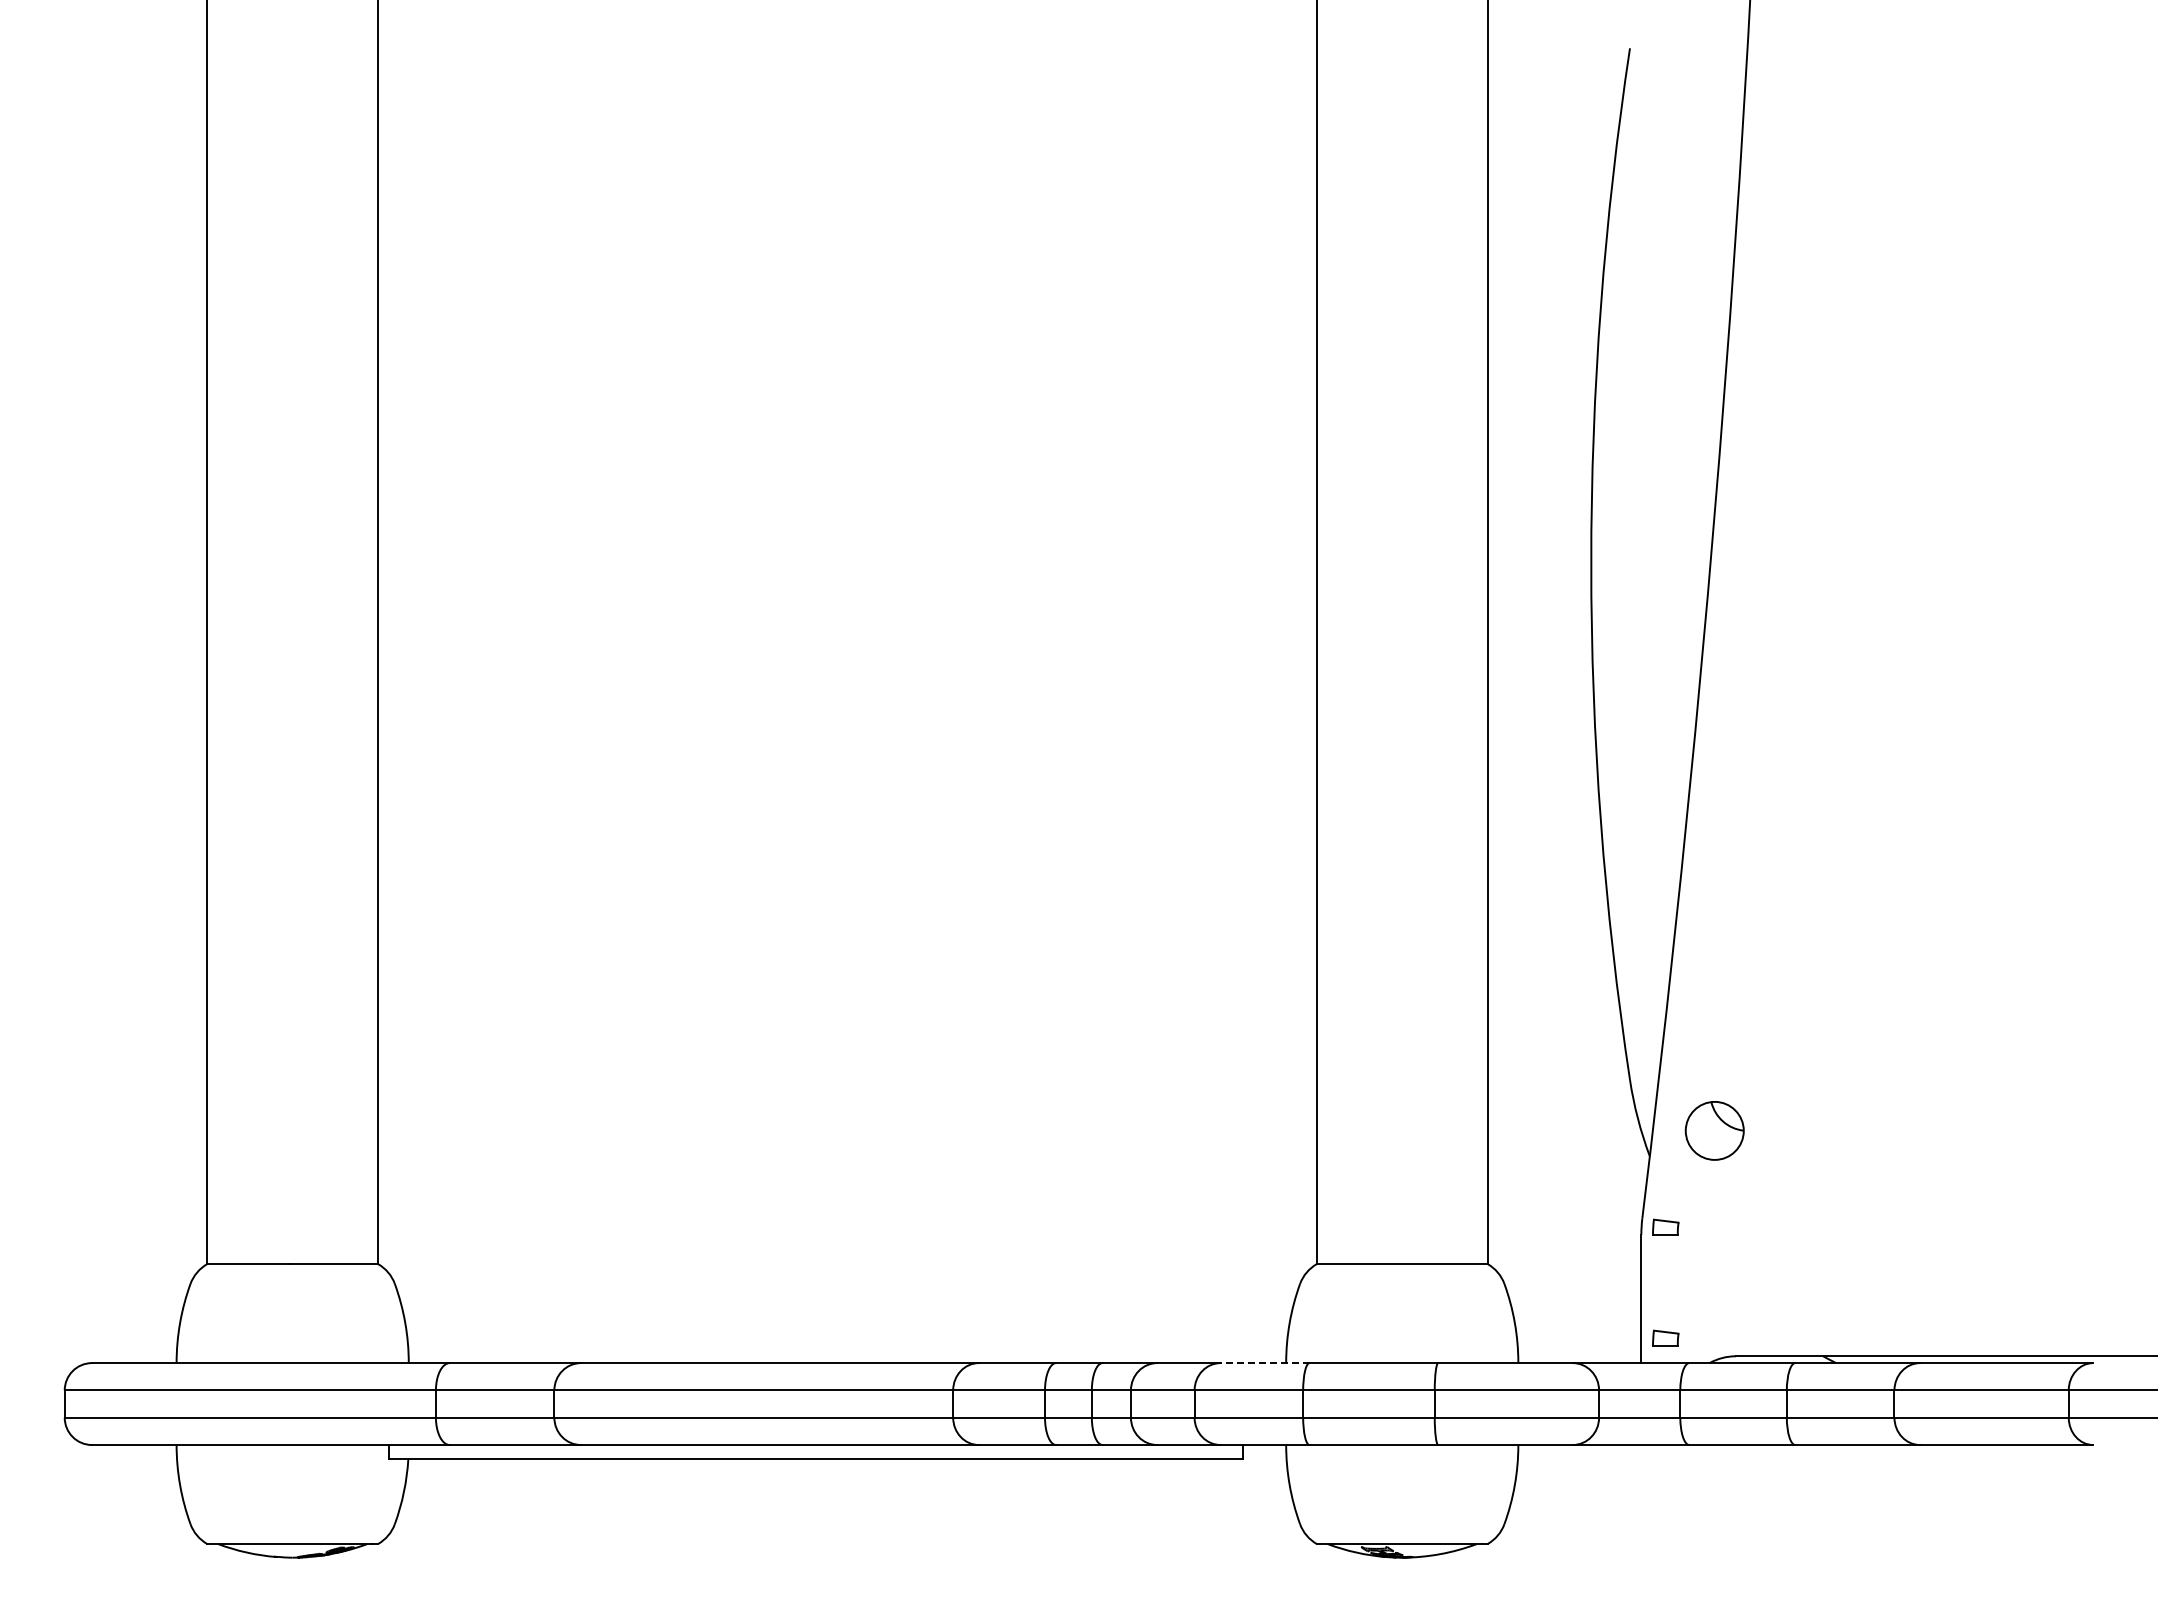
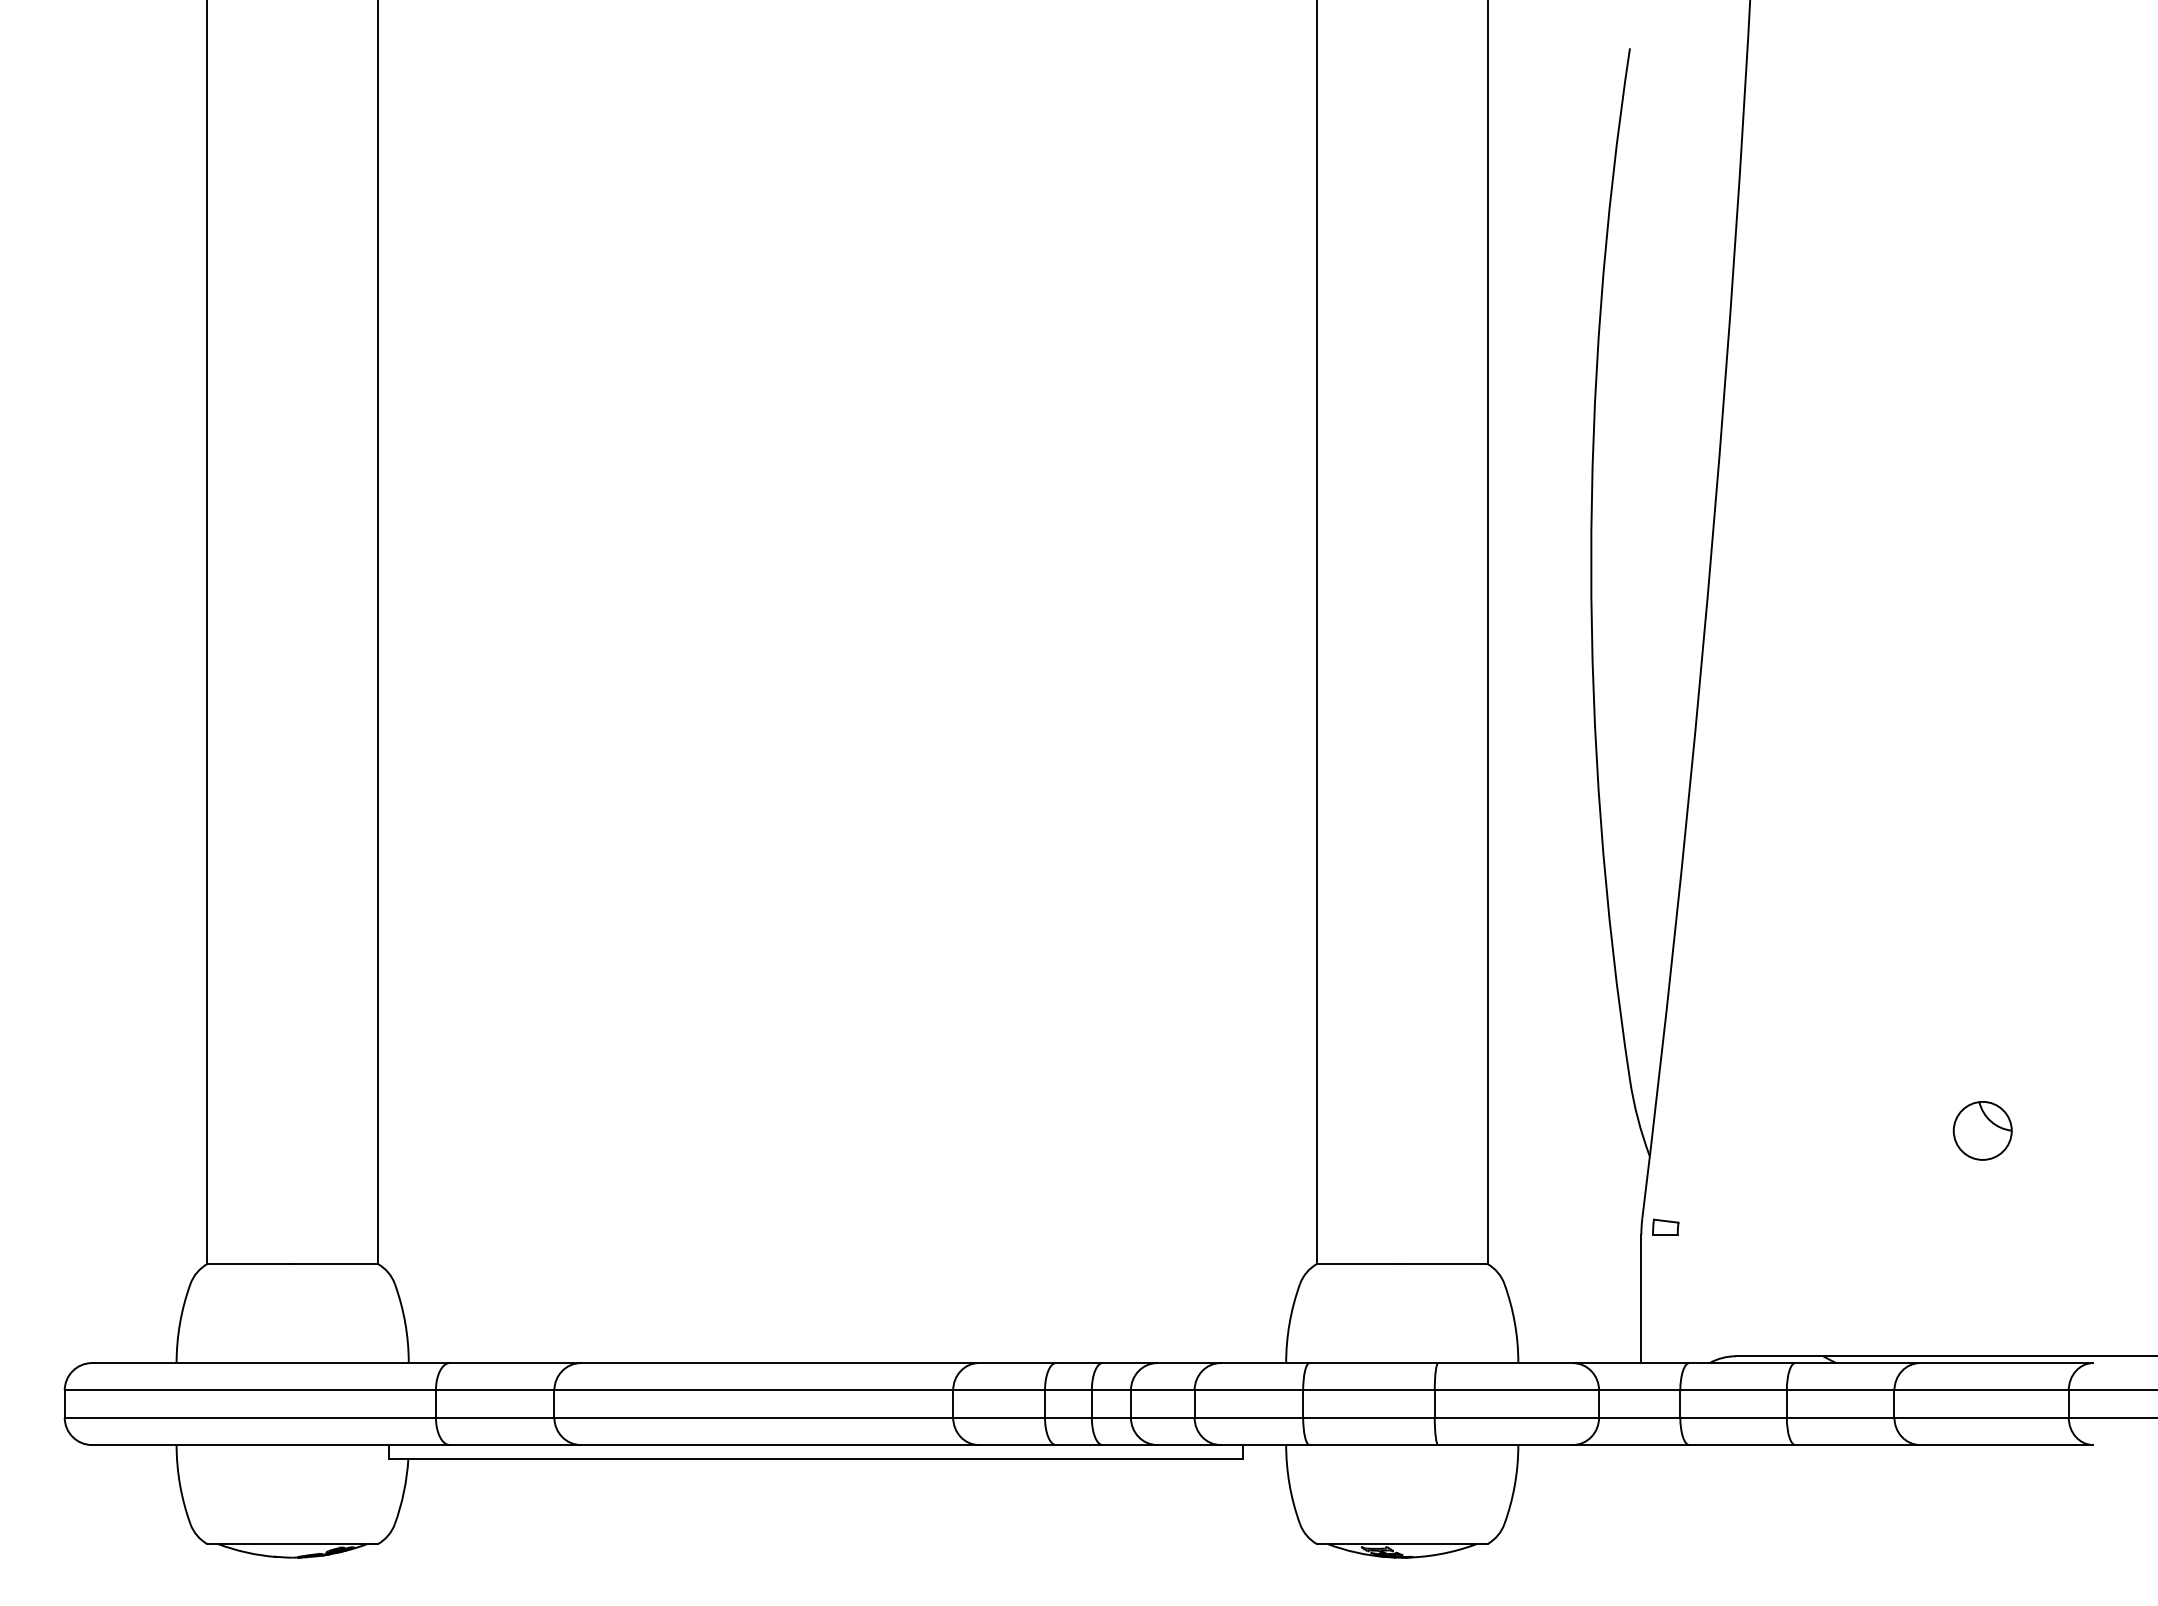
part position: (1714, 1130) -> (1982, 1130) (1982, 1130)
part: present -> none (1665, 1337)
line: dashed -> solid (1264, 1363)
